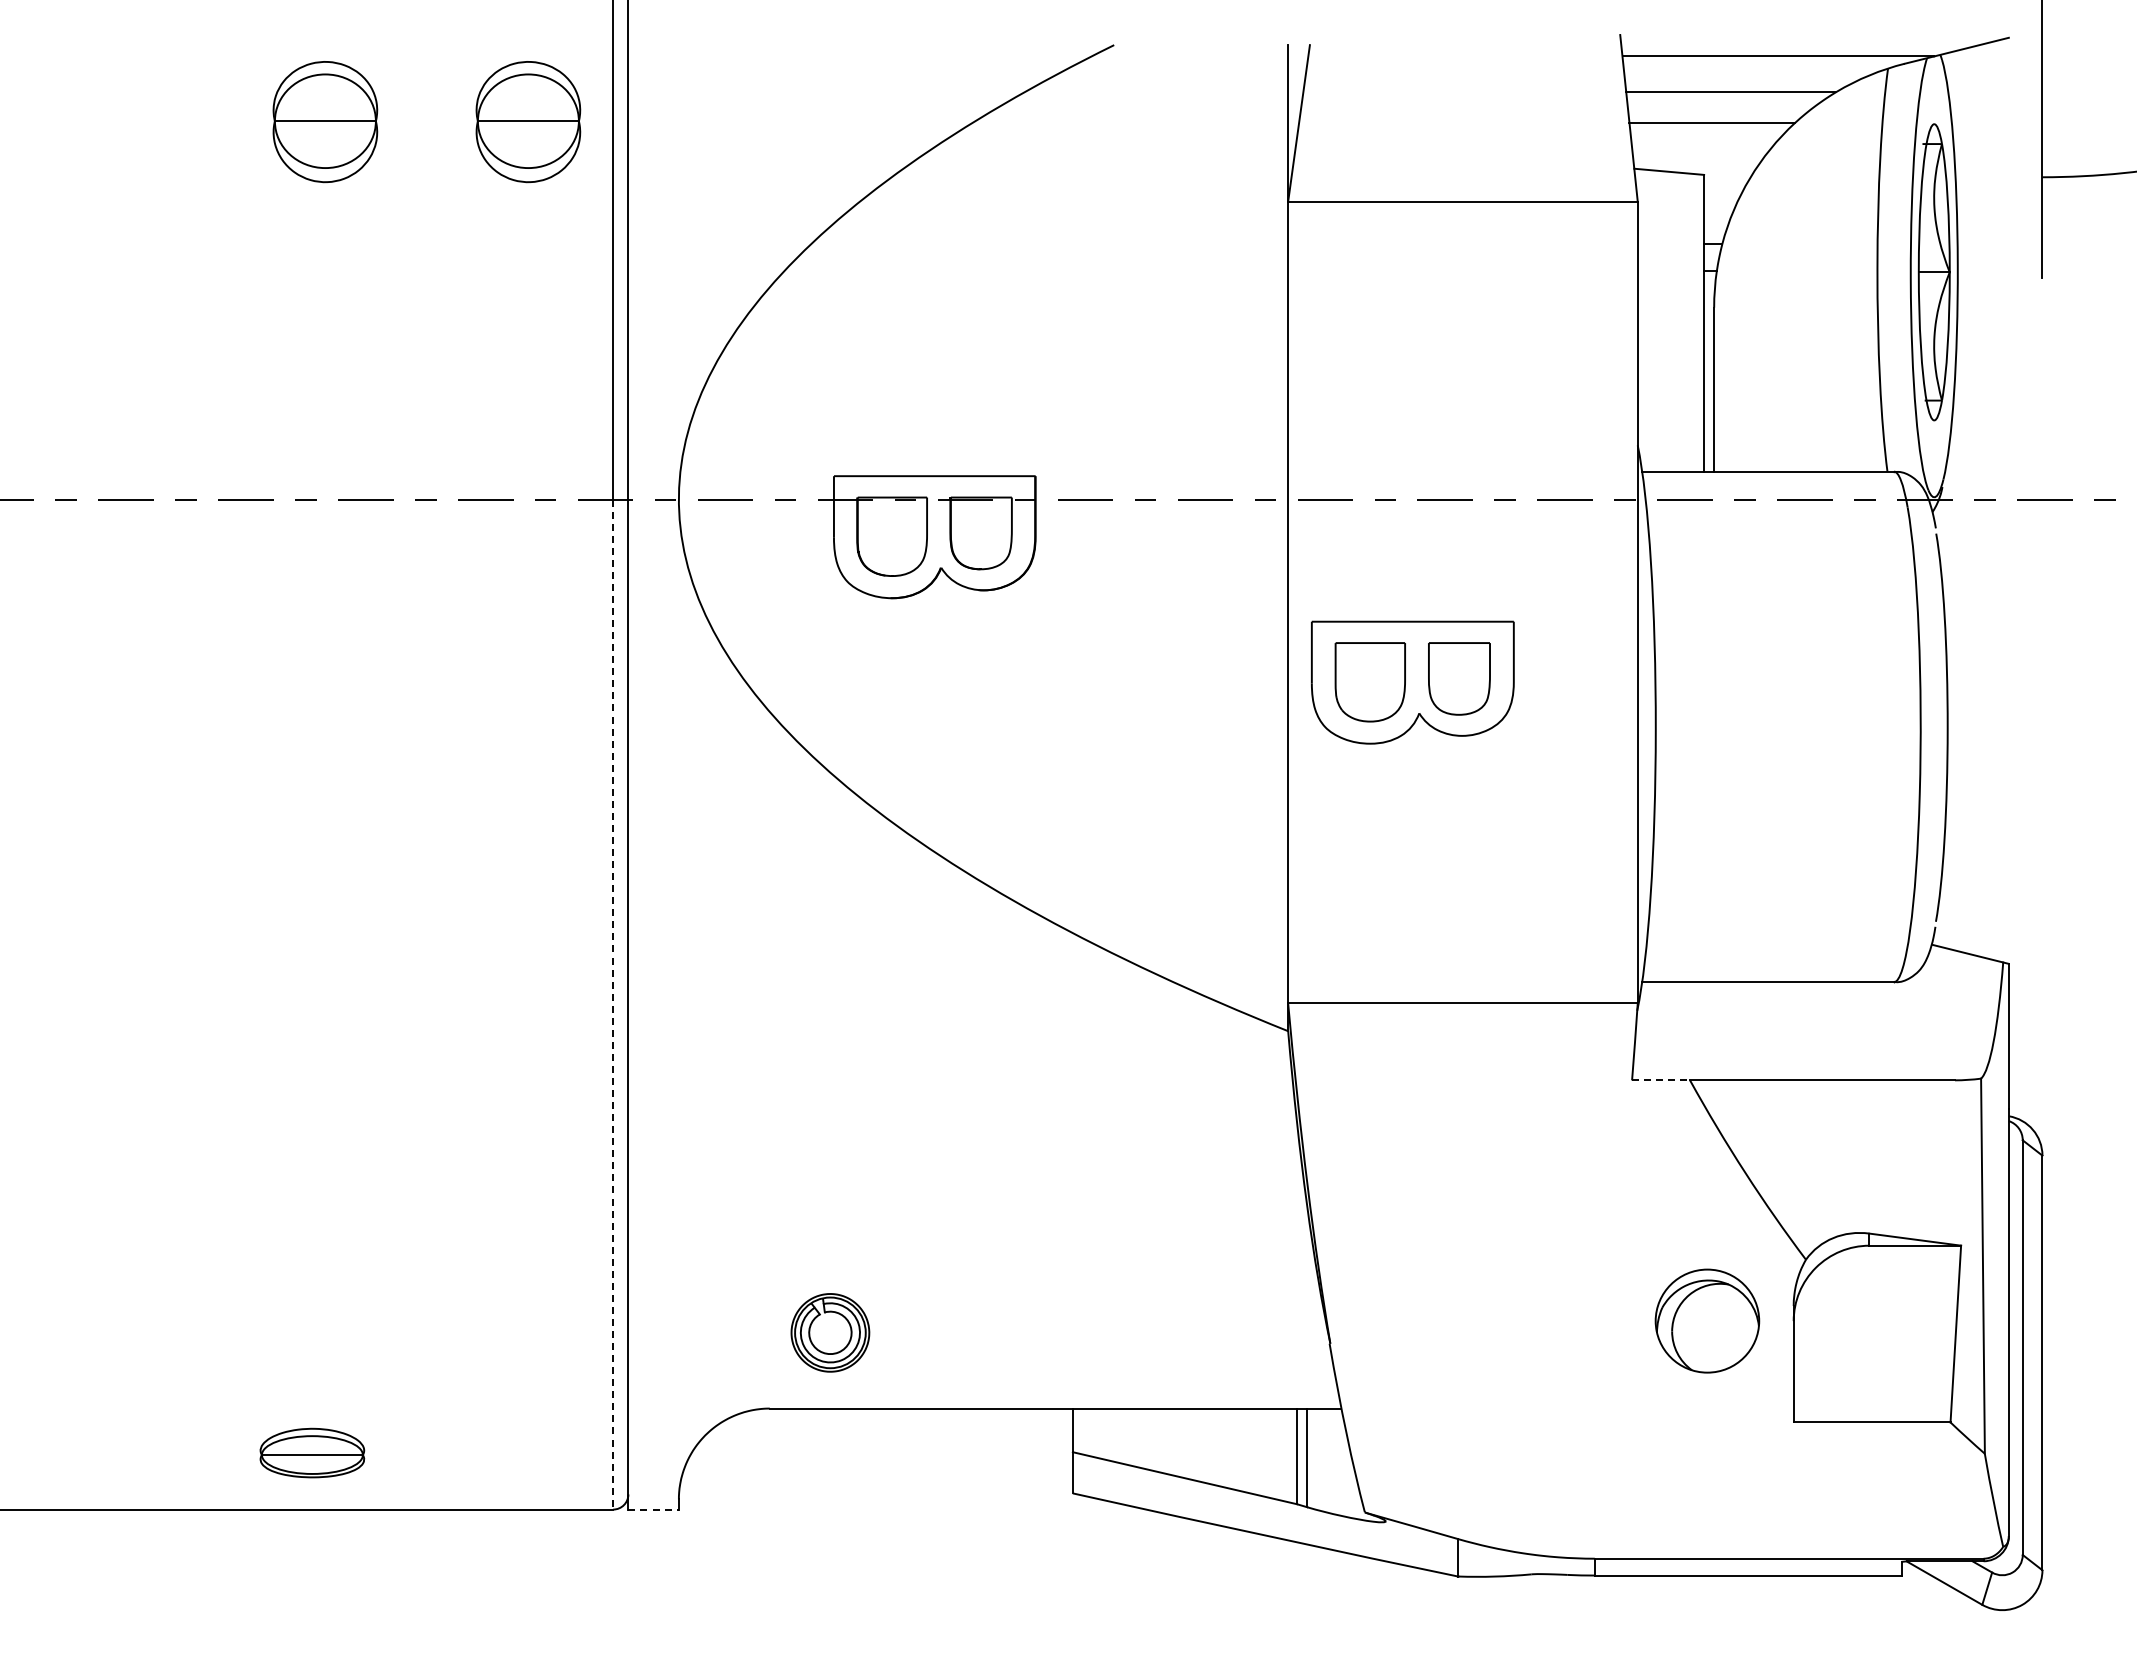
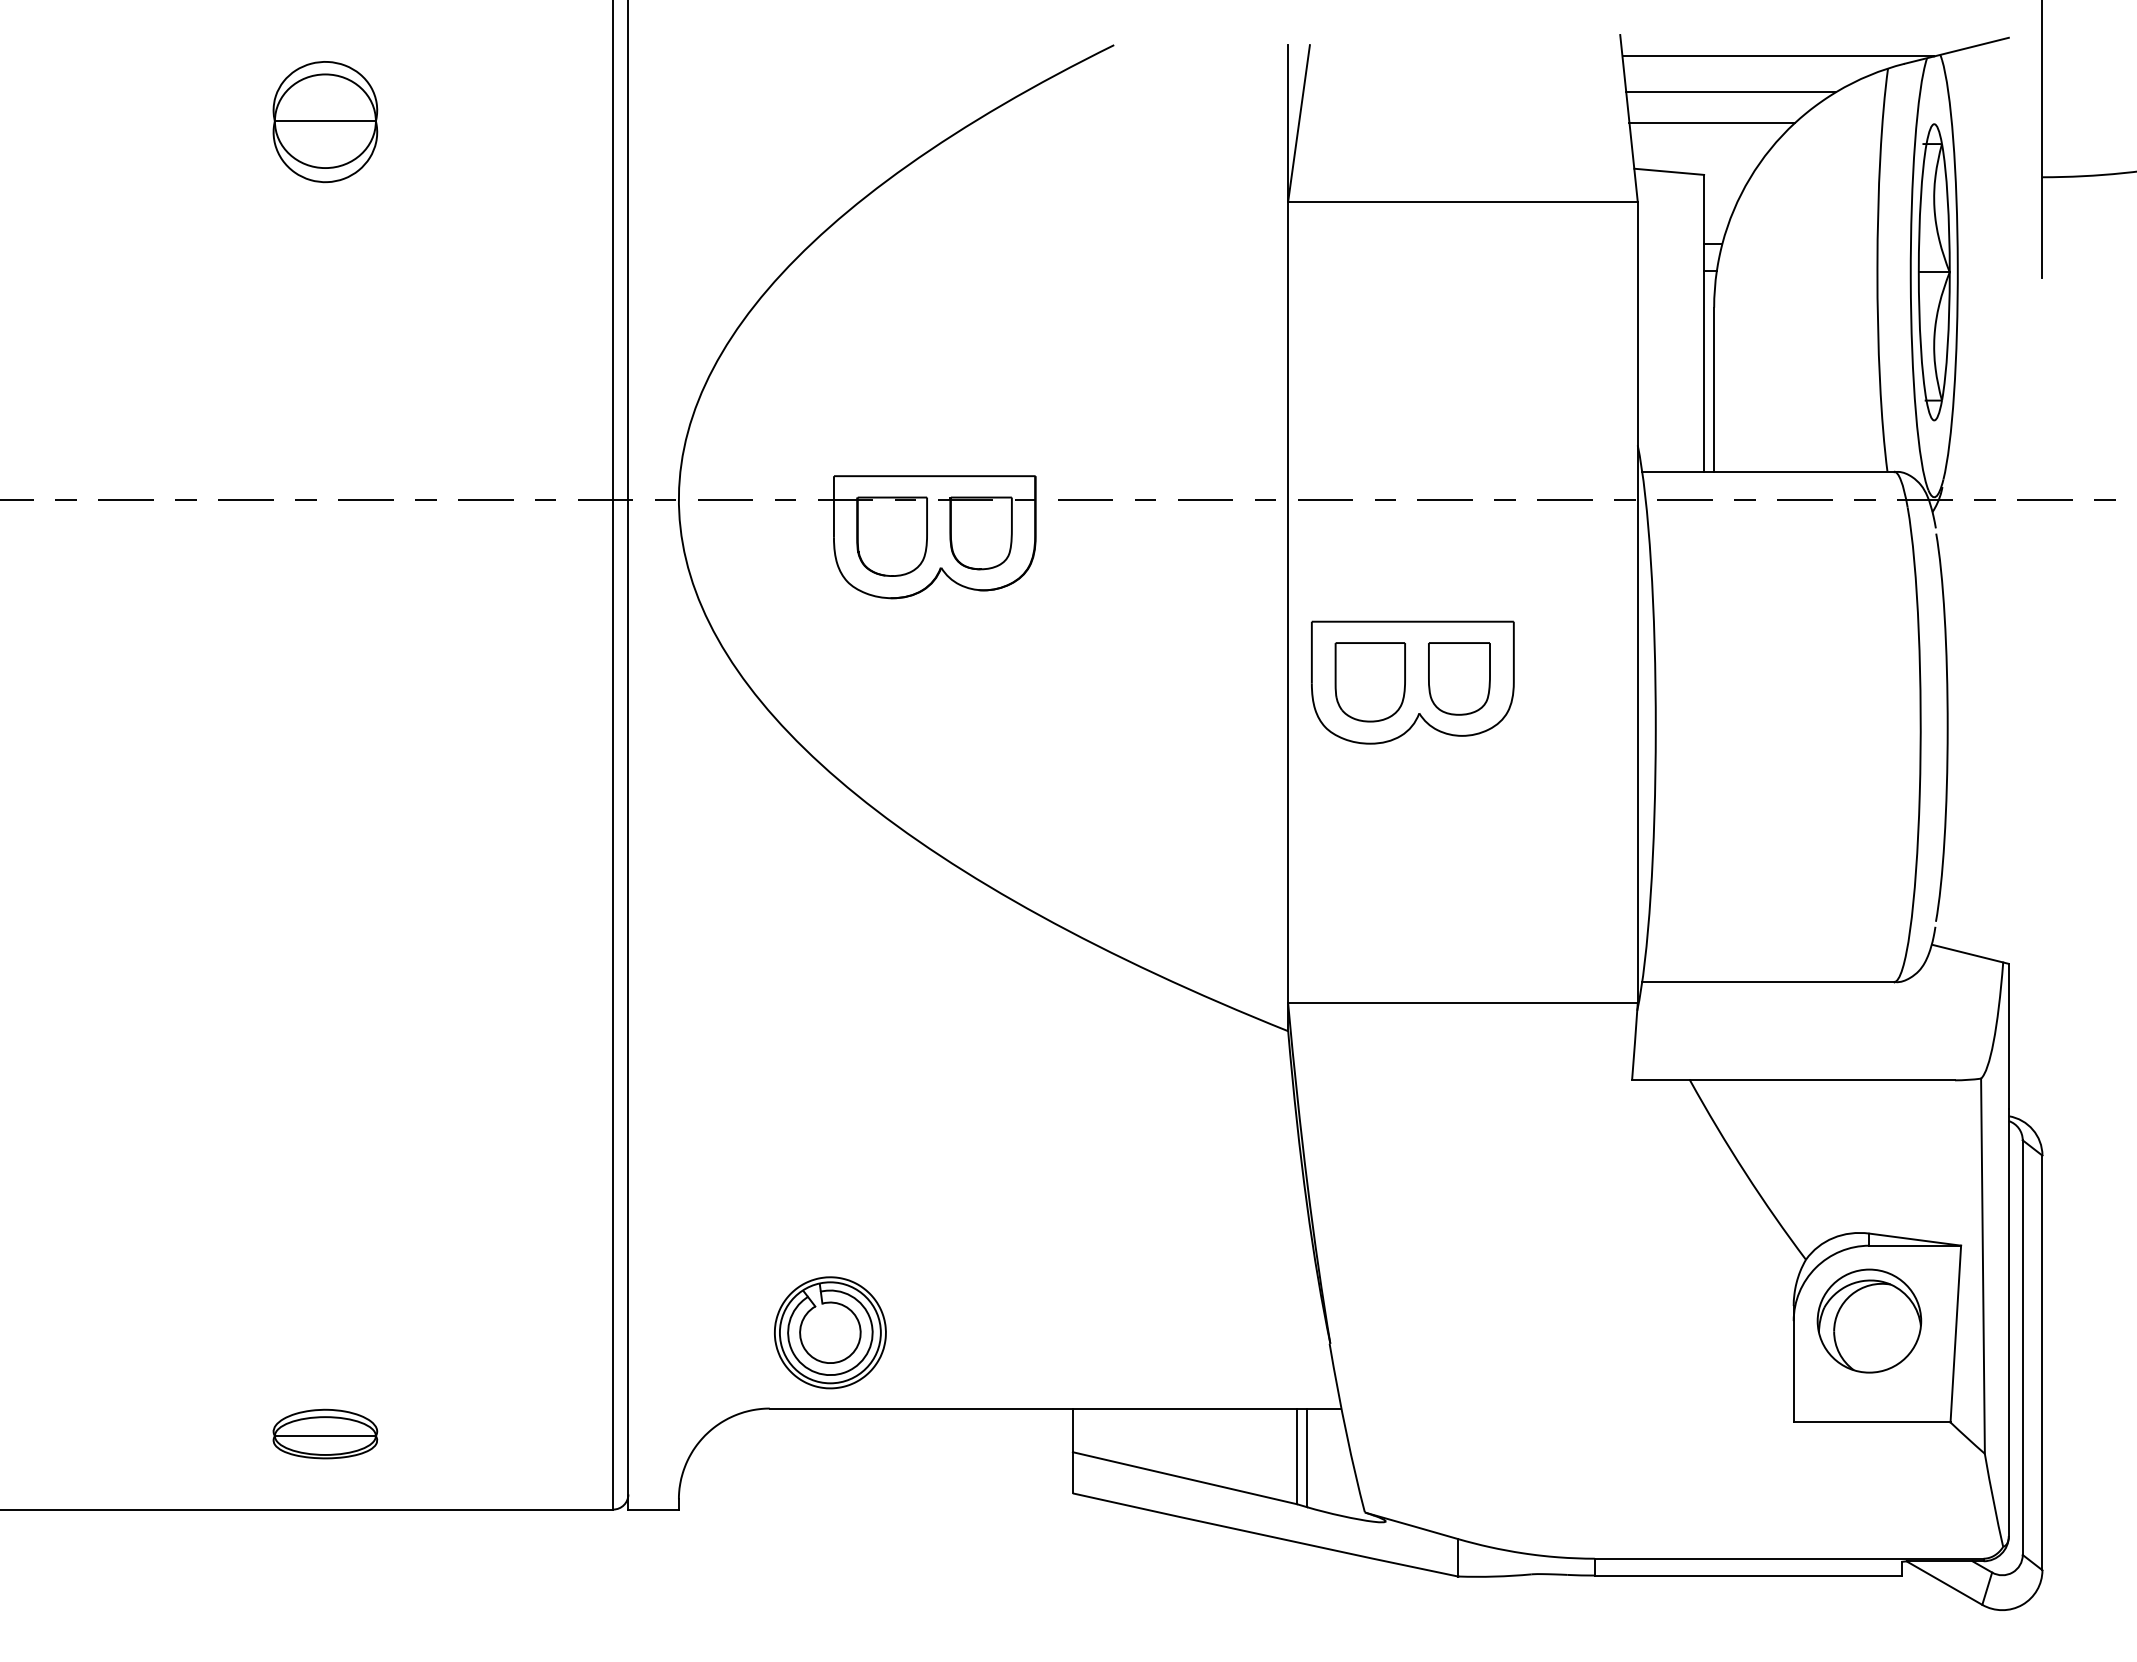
part: present -> none (528, 122)
line: dashed -> solid (613, 1004)
line: dashed -> solid (1661, 1080)
part position: (1707, 1320) -> (1869, 1320) (1869, 1320)
part size: 81x80 px -> 113x114 px (830, 1332)
part position: (312, 1452) -> (325, 1433) (325, 1433)
line: dashed -> solid (654, 1509)
